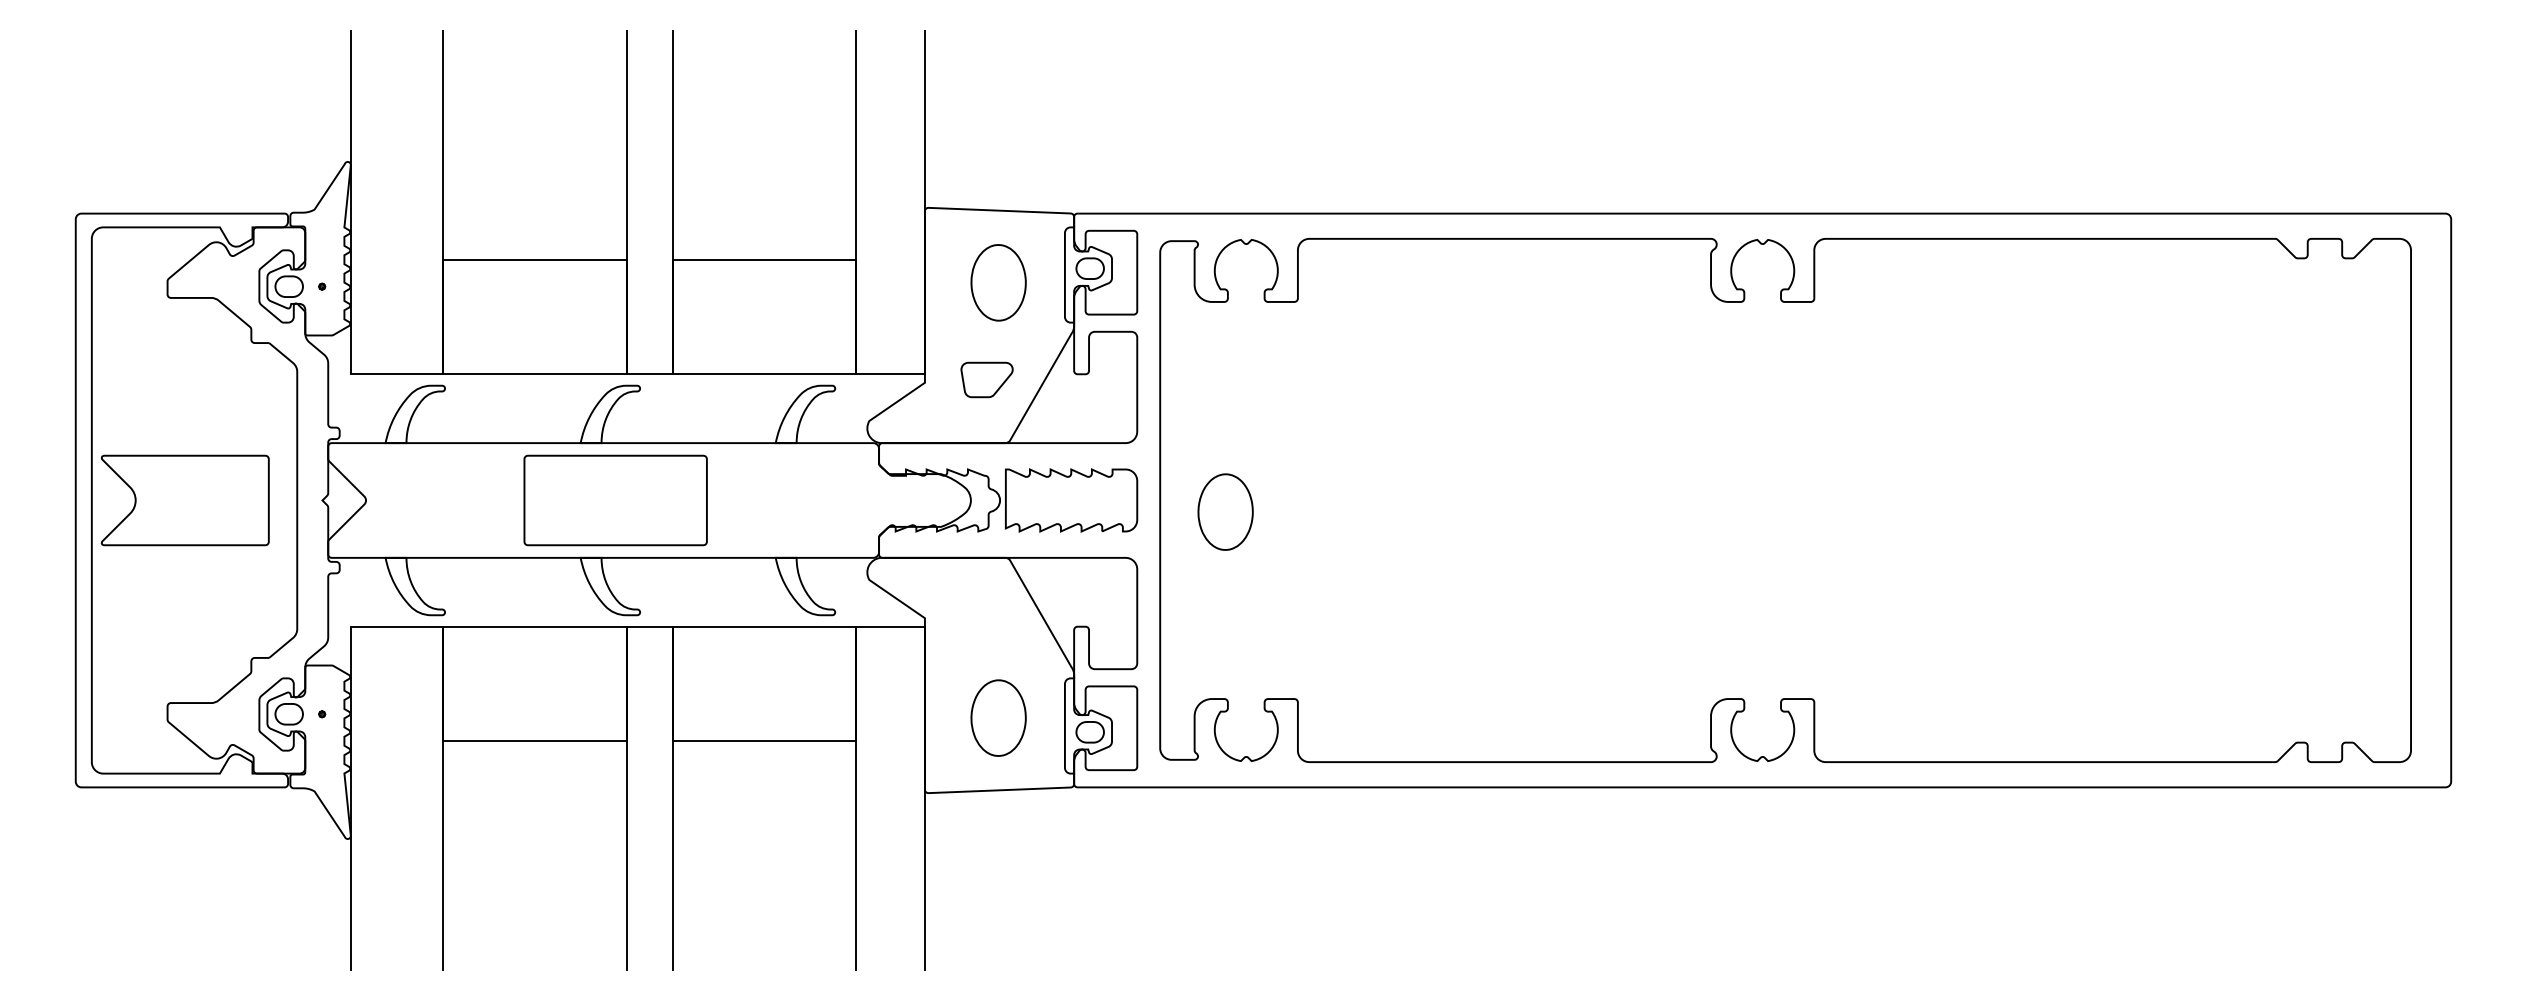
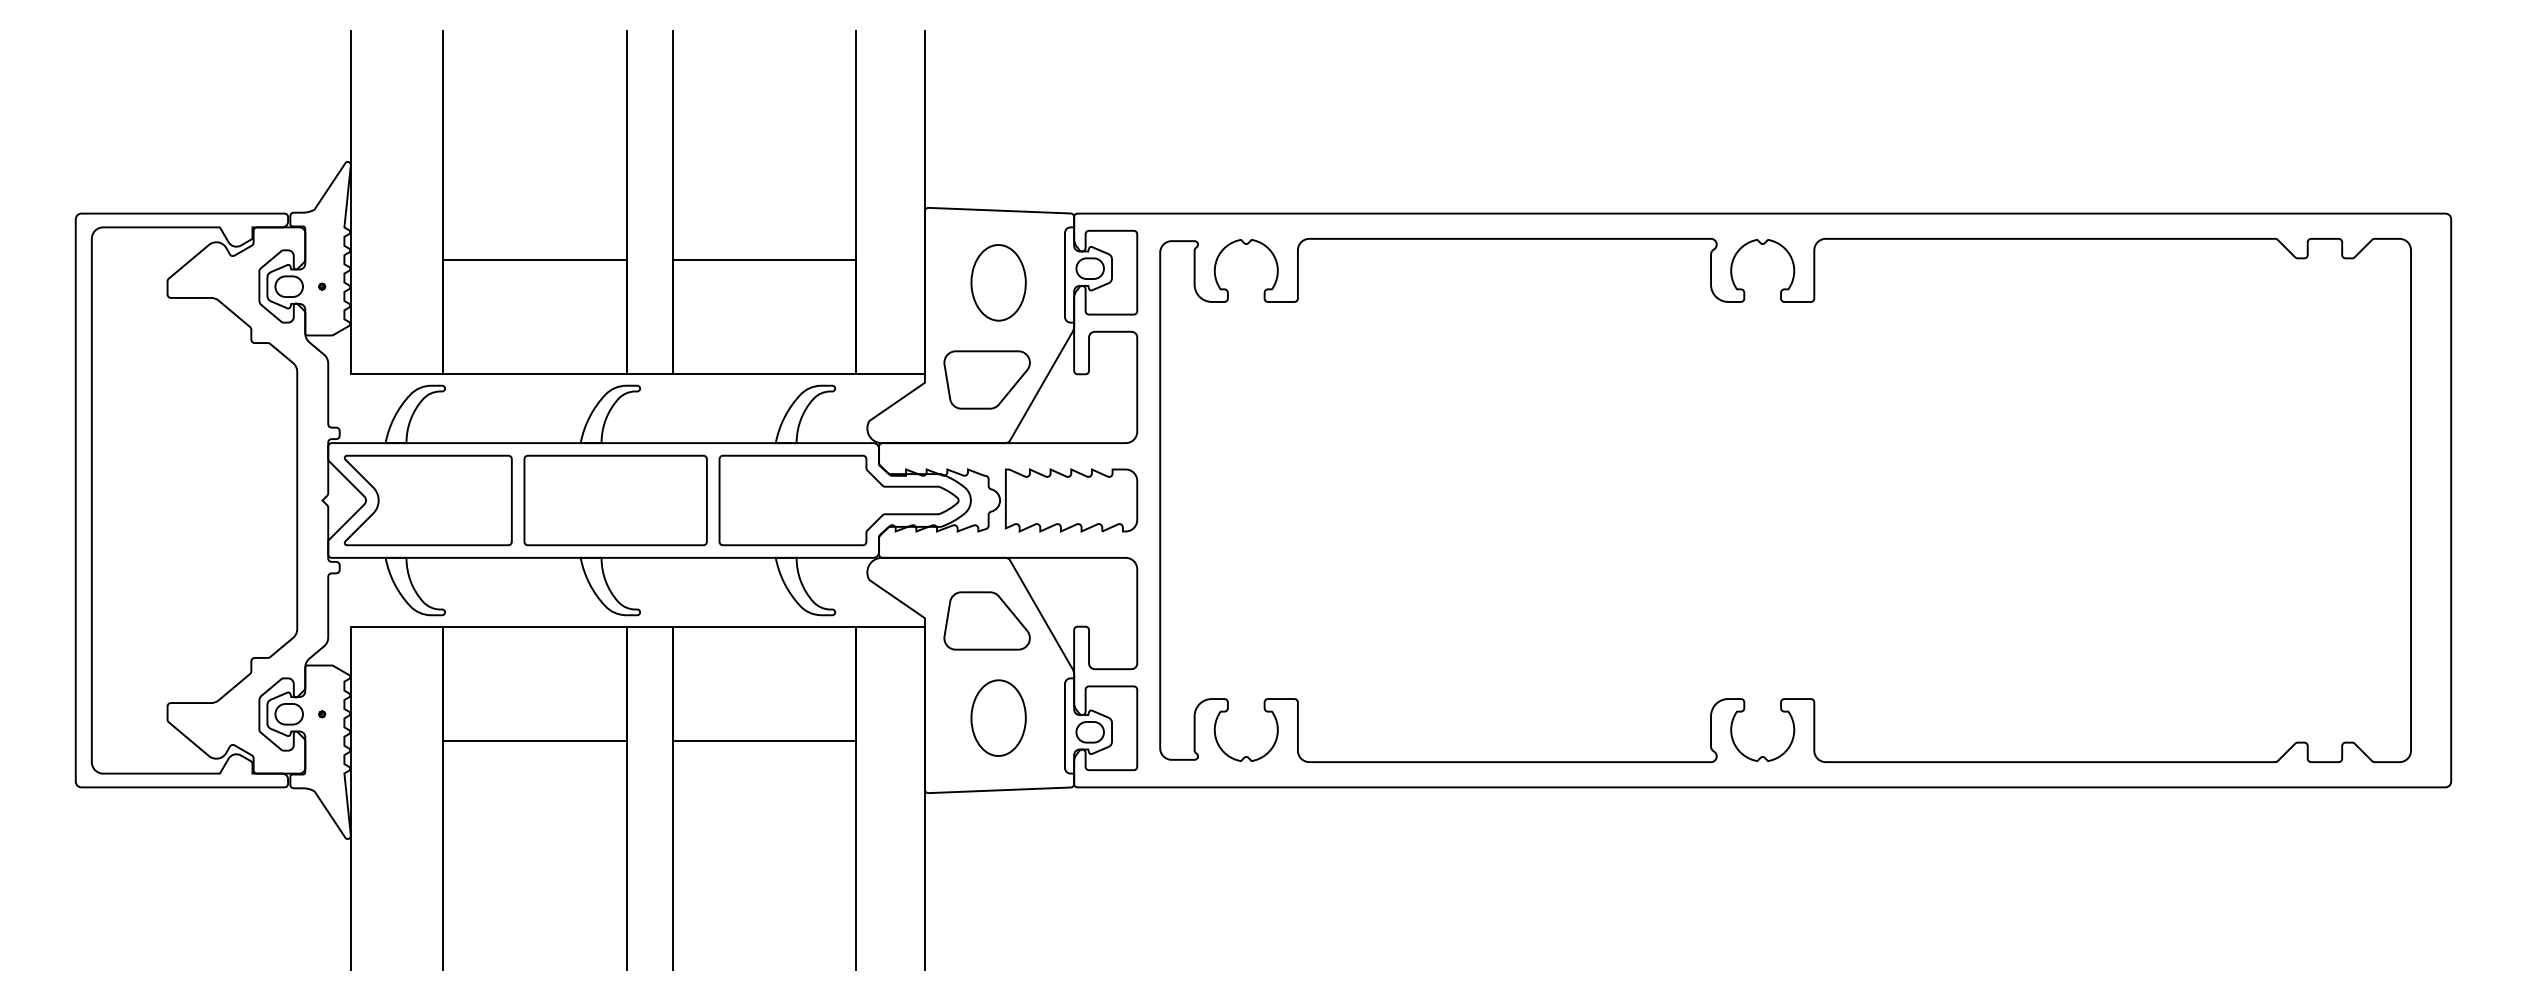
part size: 54x38 px -> 88x60 px (986, 379)
part position: (184, 500) -> (427, 500) (427, 500)
part: none -> present (838, 500)
part: present -> none (1225, 511)
part: none -> present (986, 620)
